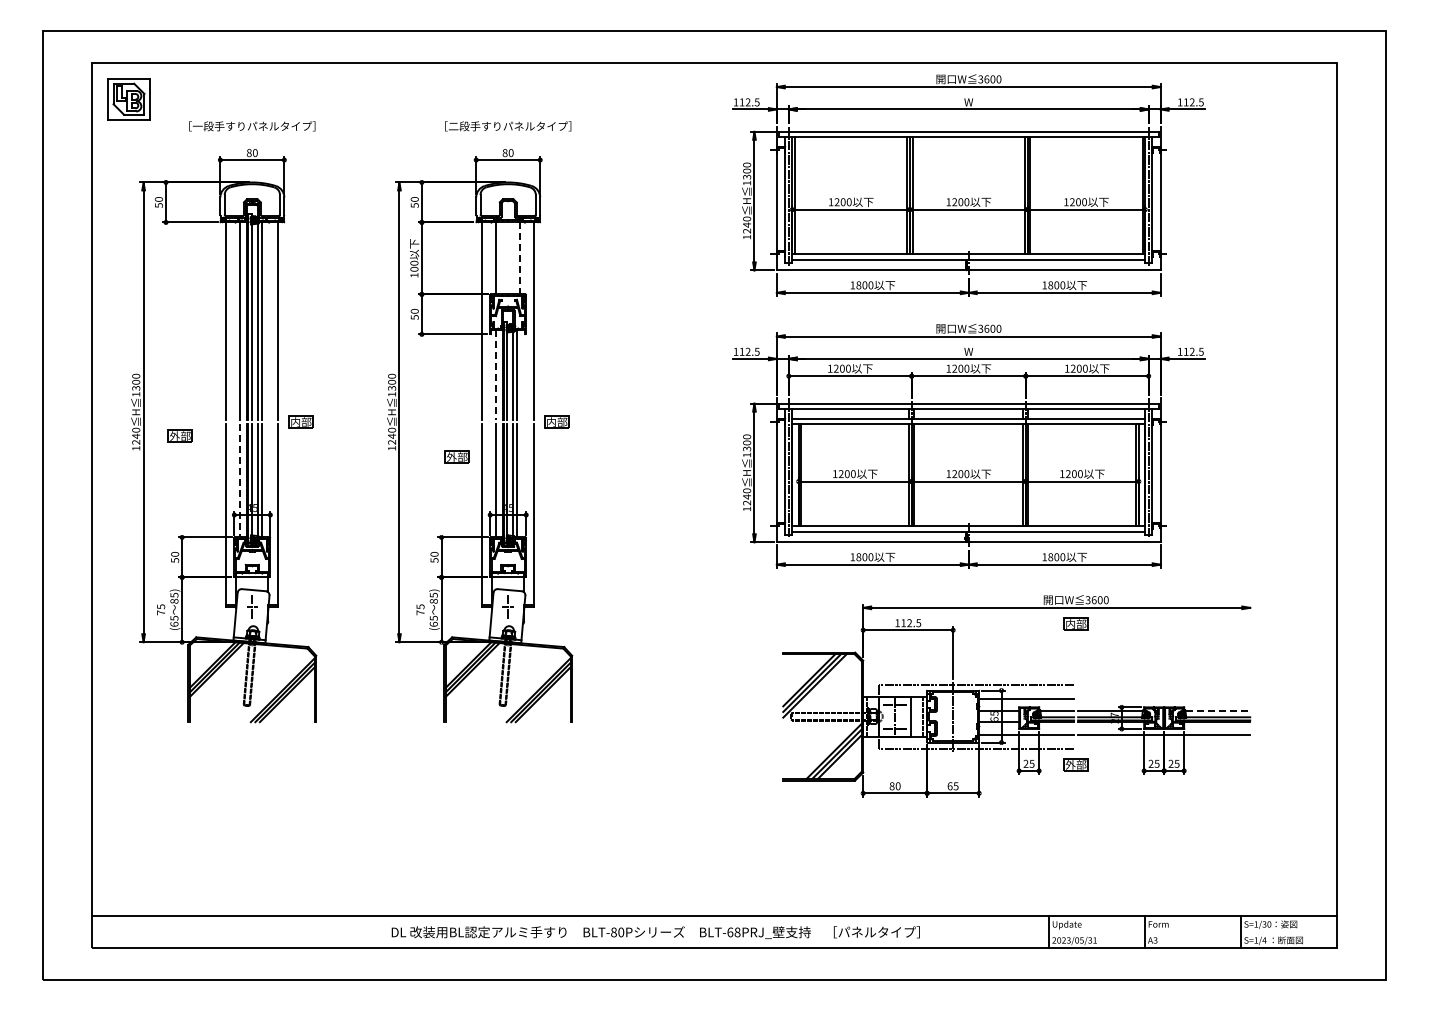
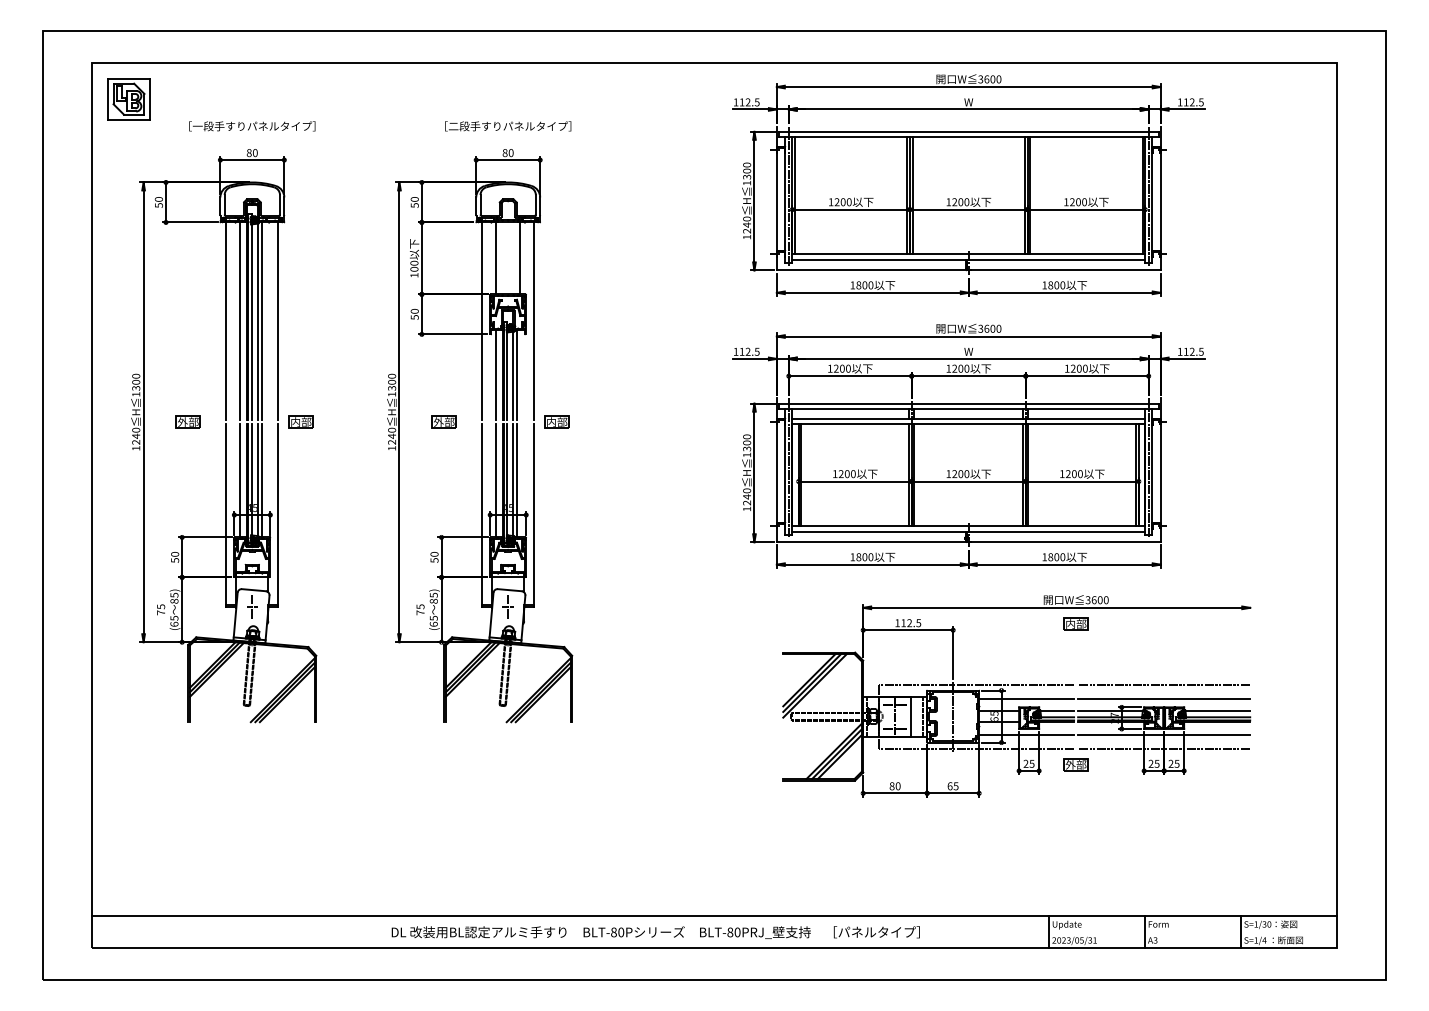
line: dashed -> solid (520, 258)
line: dashed -> solid (495, 375)
part position: (179, 435) -> (187, 421) (187, 421)
part position: (456, 456) -> (443, 421) (443, 421)
line: dashed -> solid (239, 480)
line: none -> present (1164, 684)
line: none -> present (1164, 698)
line: dashed -> solid (1218, 711)
line: none -> present (1164, 748)
text: BLT-68PRJ_ -> BLT-80PRJ_ (733, 932)
